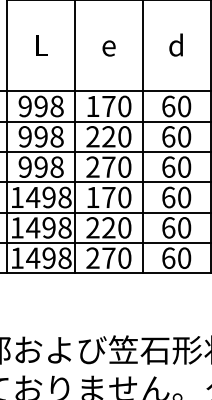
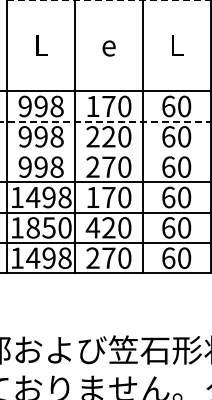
line: solid -> dashed (109, 0)
text: d -> L (176, 44)
line: solid -> dashed (106, 121)
line: present -> none (105, 152)
text: 1498 -> 1850 (48, 227)
text: 220 -> 420 (92, 227)
